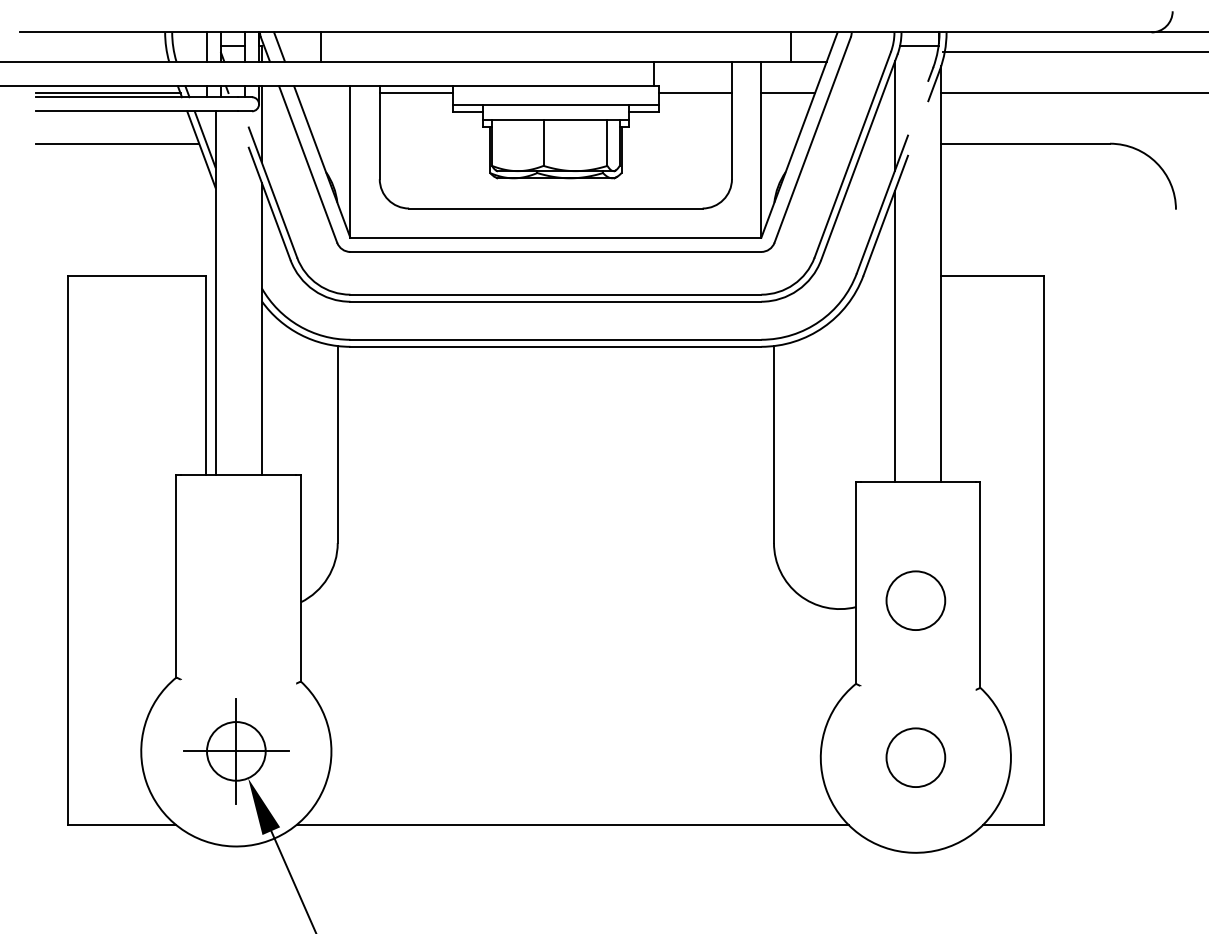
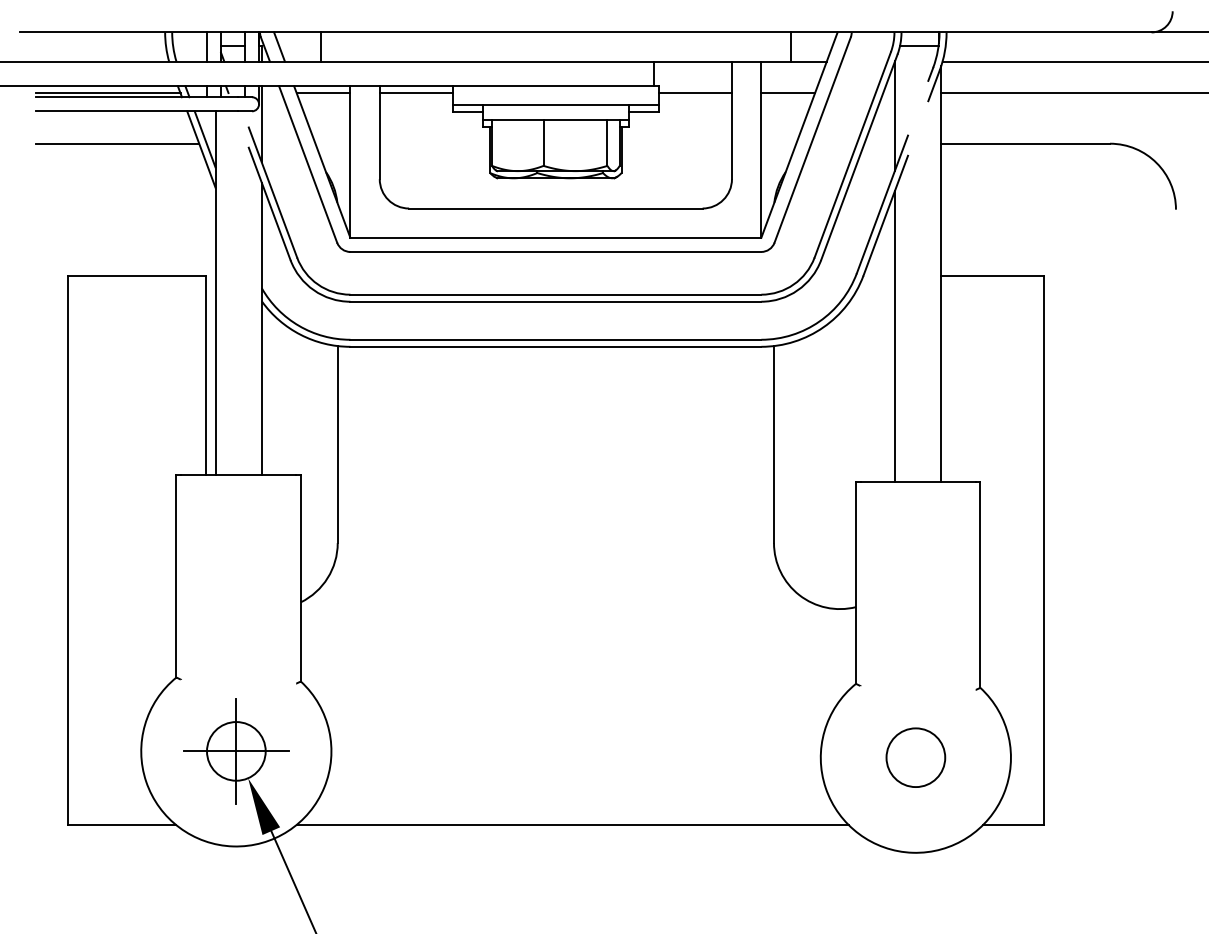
line position: (1073, 51) -> (1073, 61) (1073, 61)
line: none -> present (323, 93)
circle: present -> none (915, 600)
